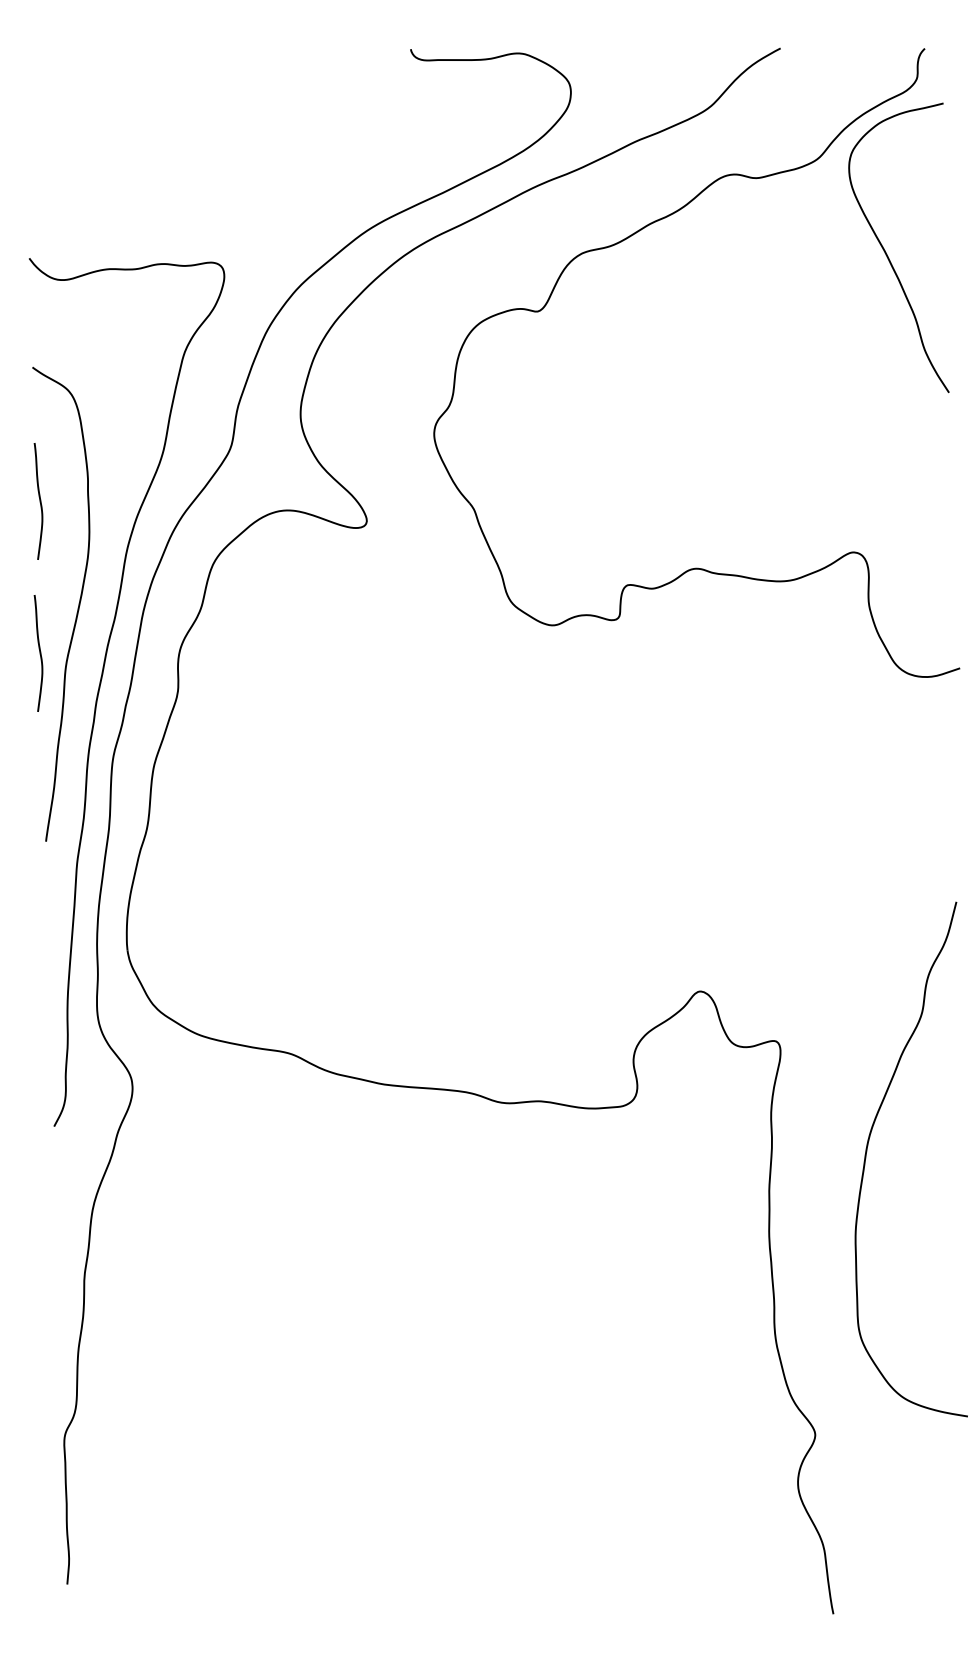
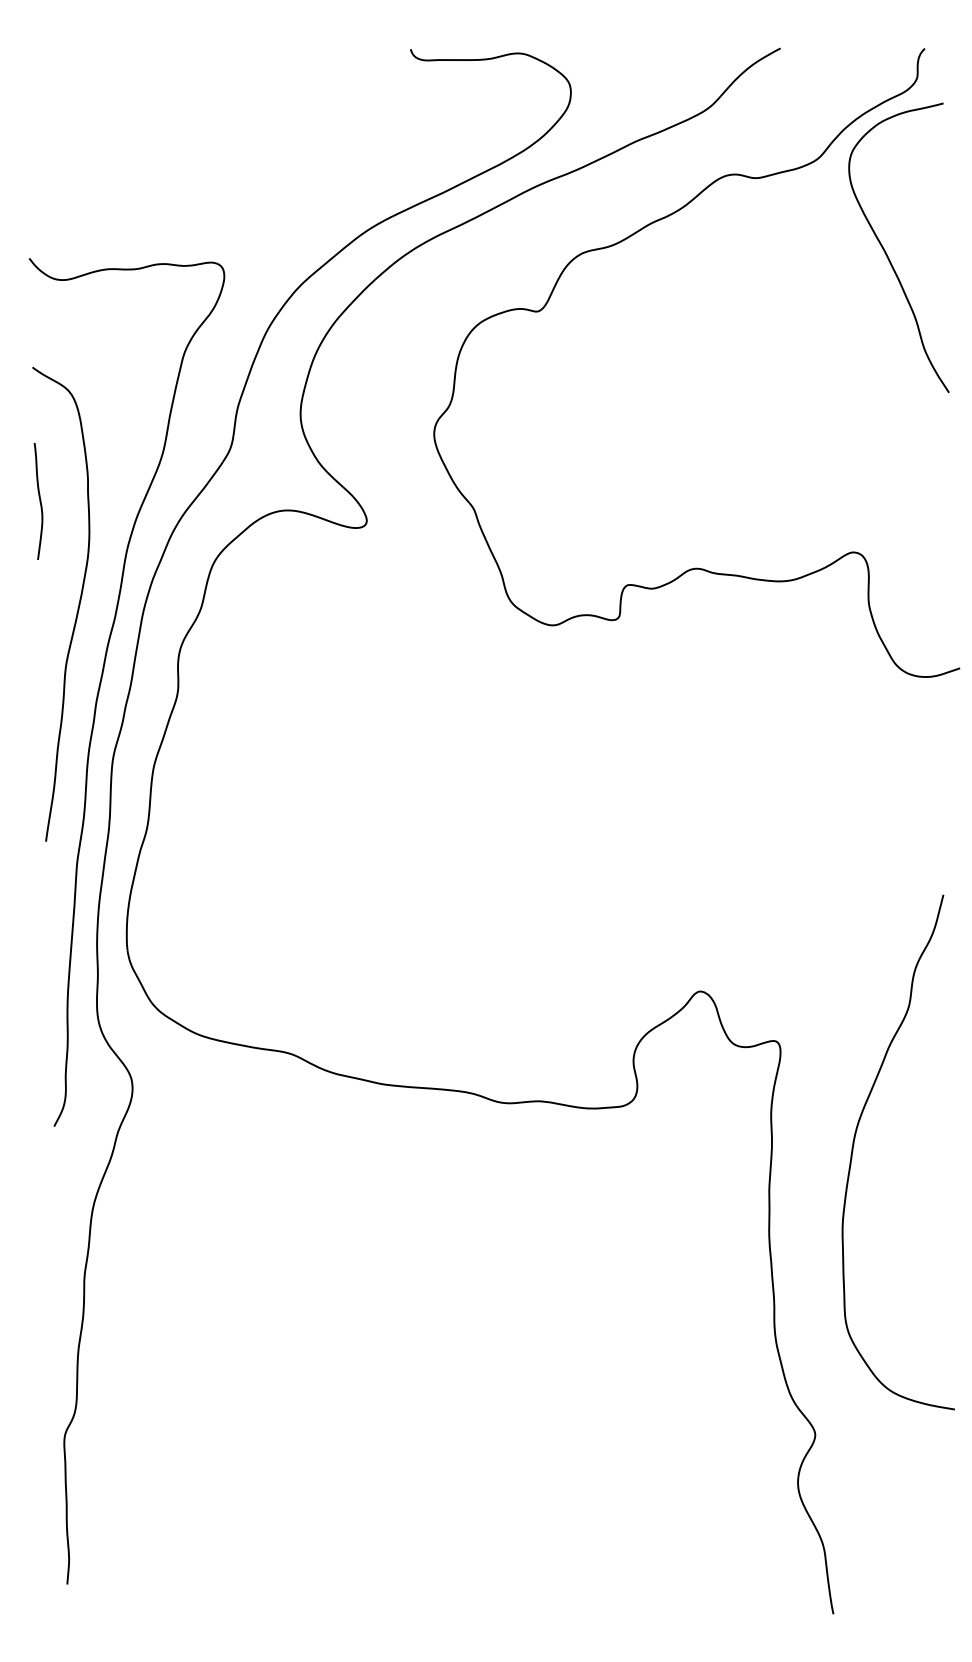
curve: present -> none (39, 653)
curve position: (867, 1151) -> (854, 1144) (854, 1144)
